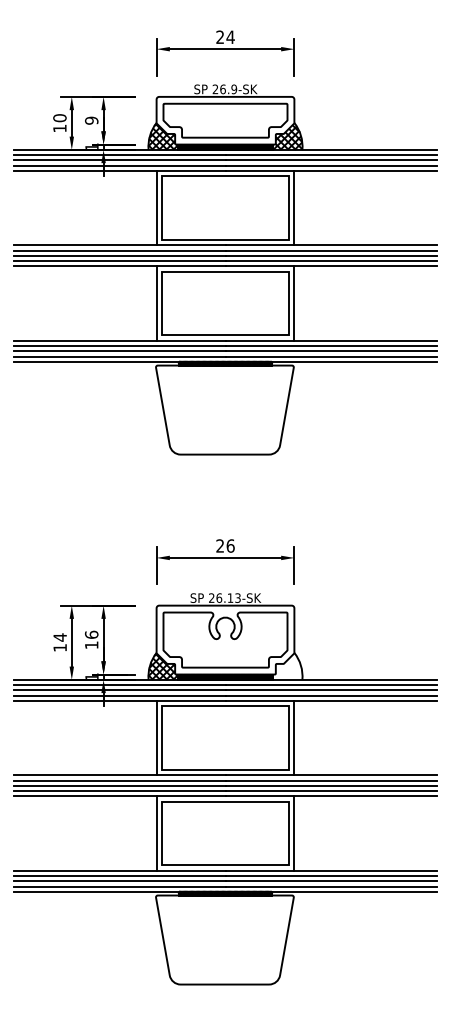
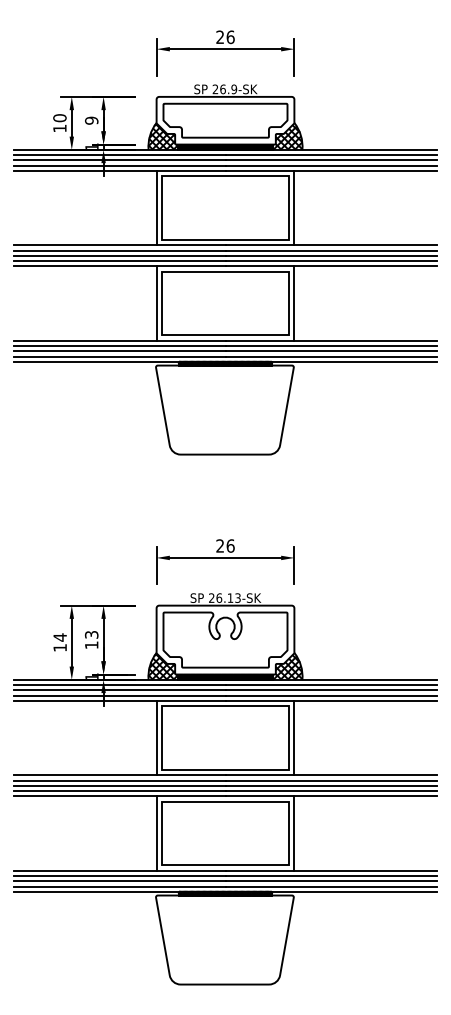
text: 24 -> 26 (230, 37)
text: 16 -> 13 (91, 634)
hatch: none -> present (287, 667)
